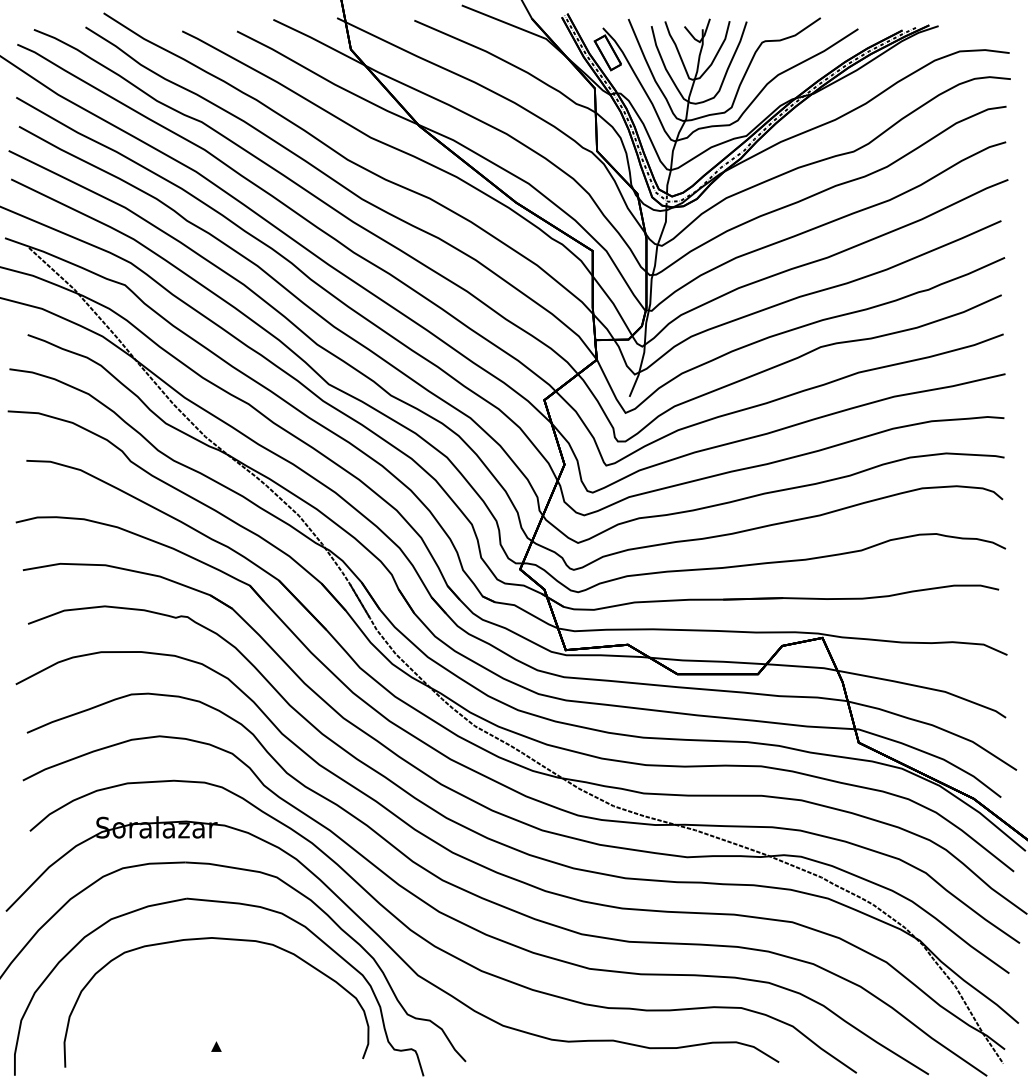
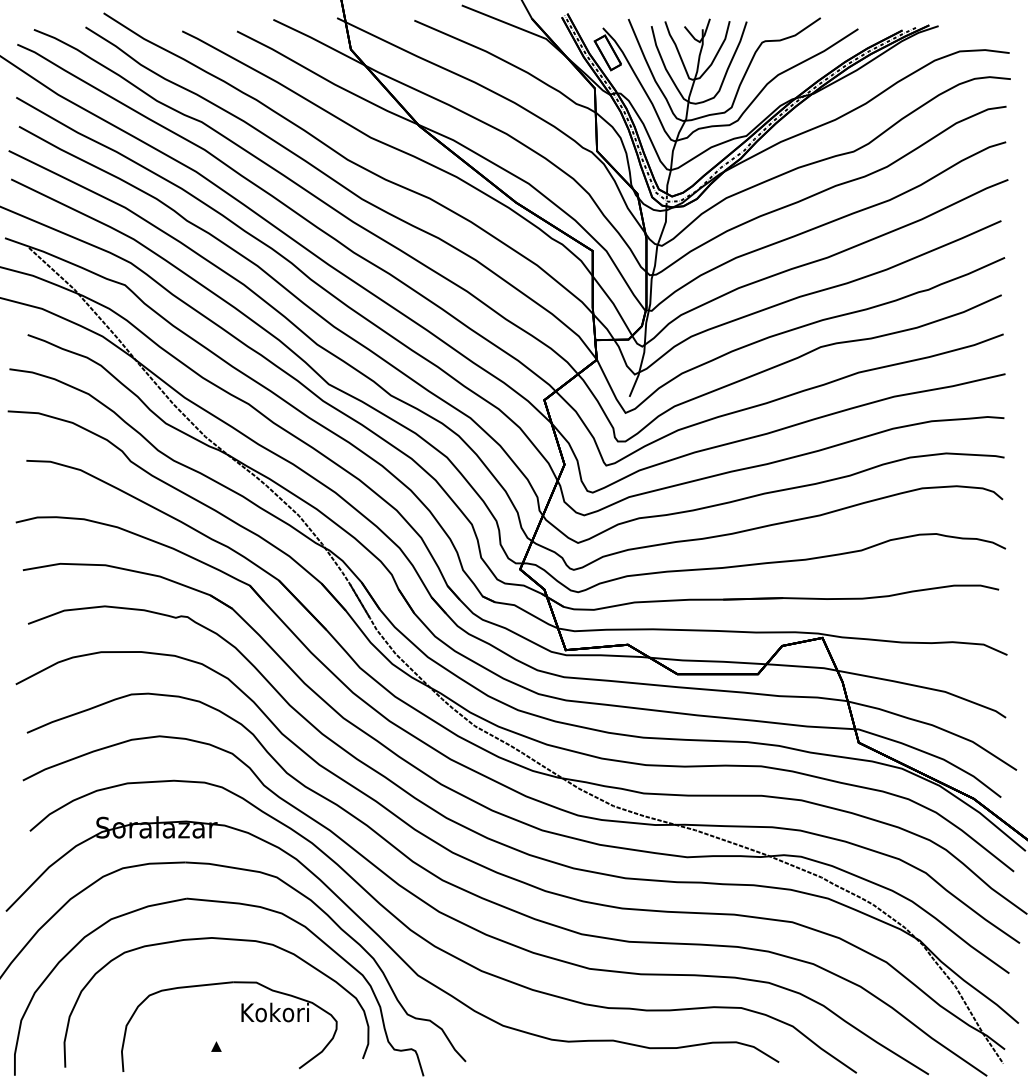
part: none -> present (241, 1021)
